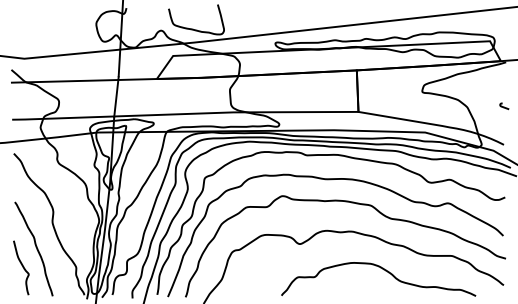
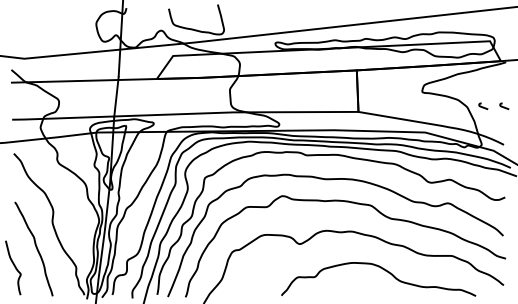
curve: none -> present (483, 106)
curve position: (22, 267) -> (14, 267) (14, 267)
